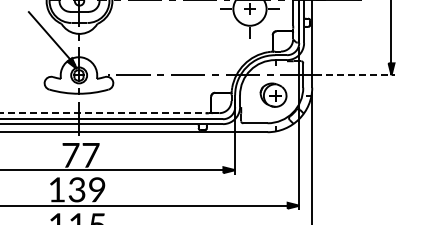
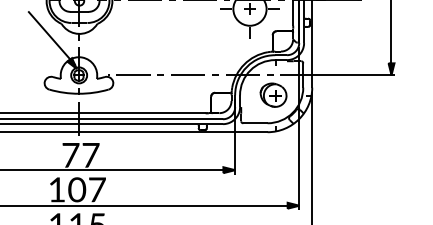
line: dashed -> solid (355, 75)
line: dashed -> solid (103, 113)
text: 139 -> 107 (86, 189)
